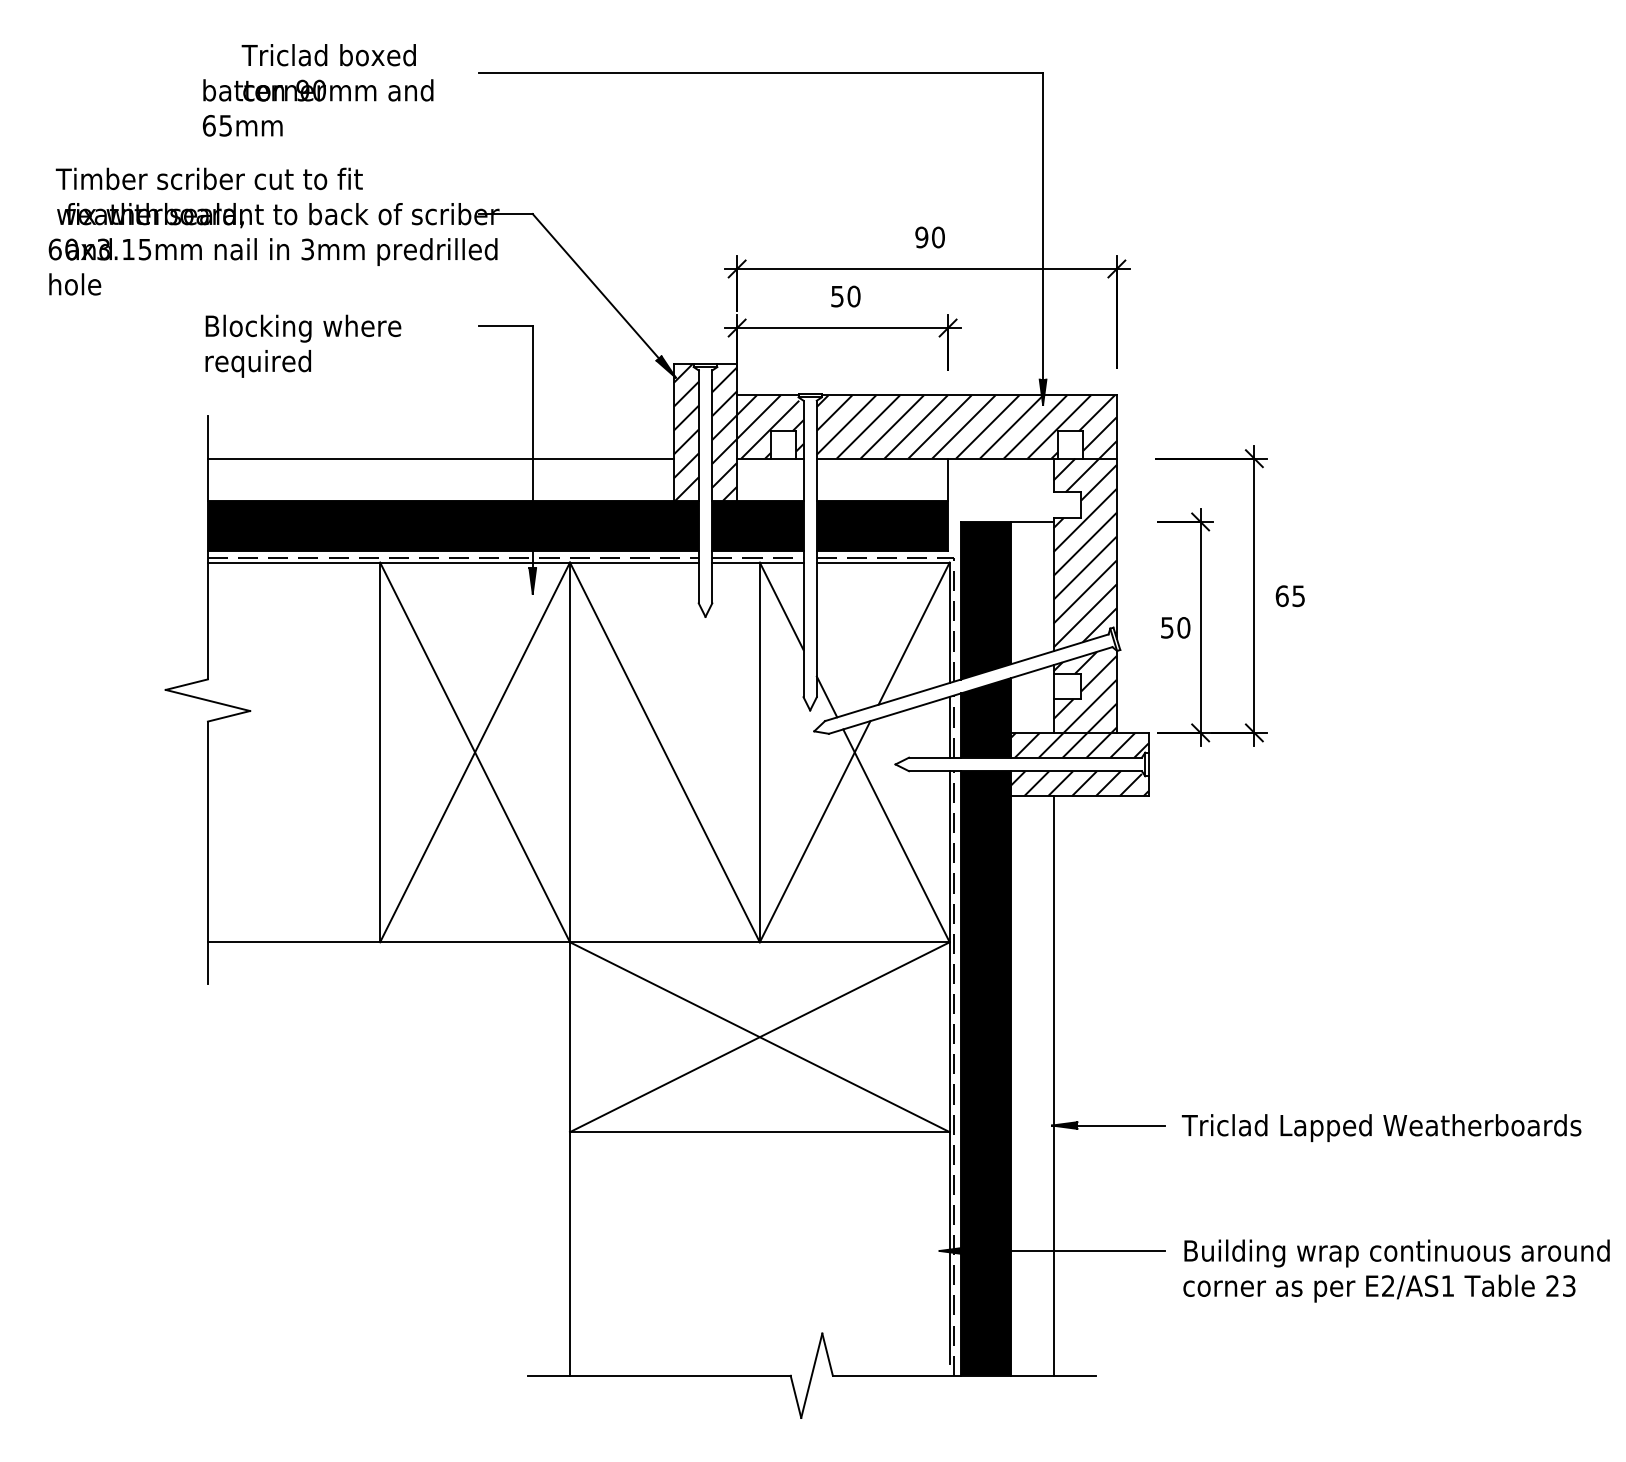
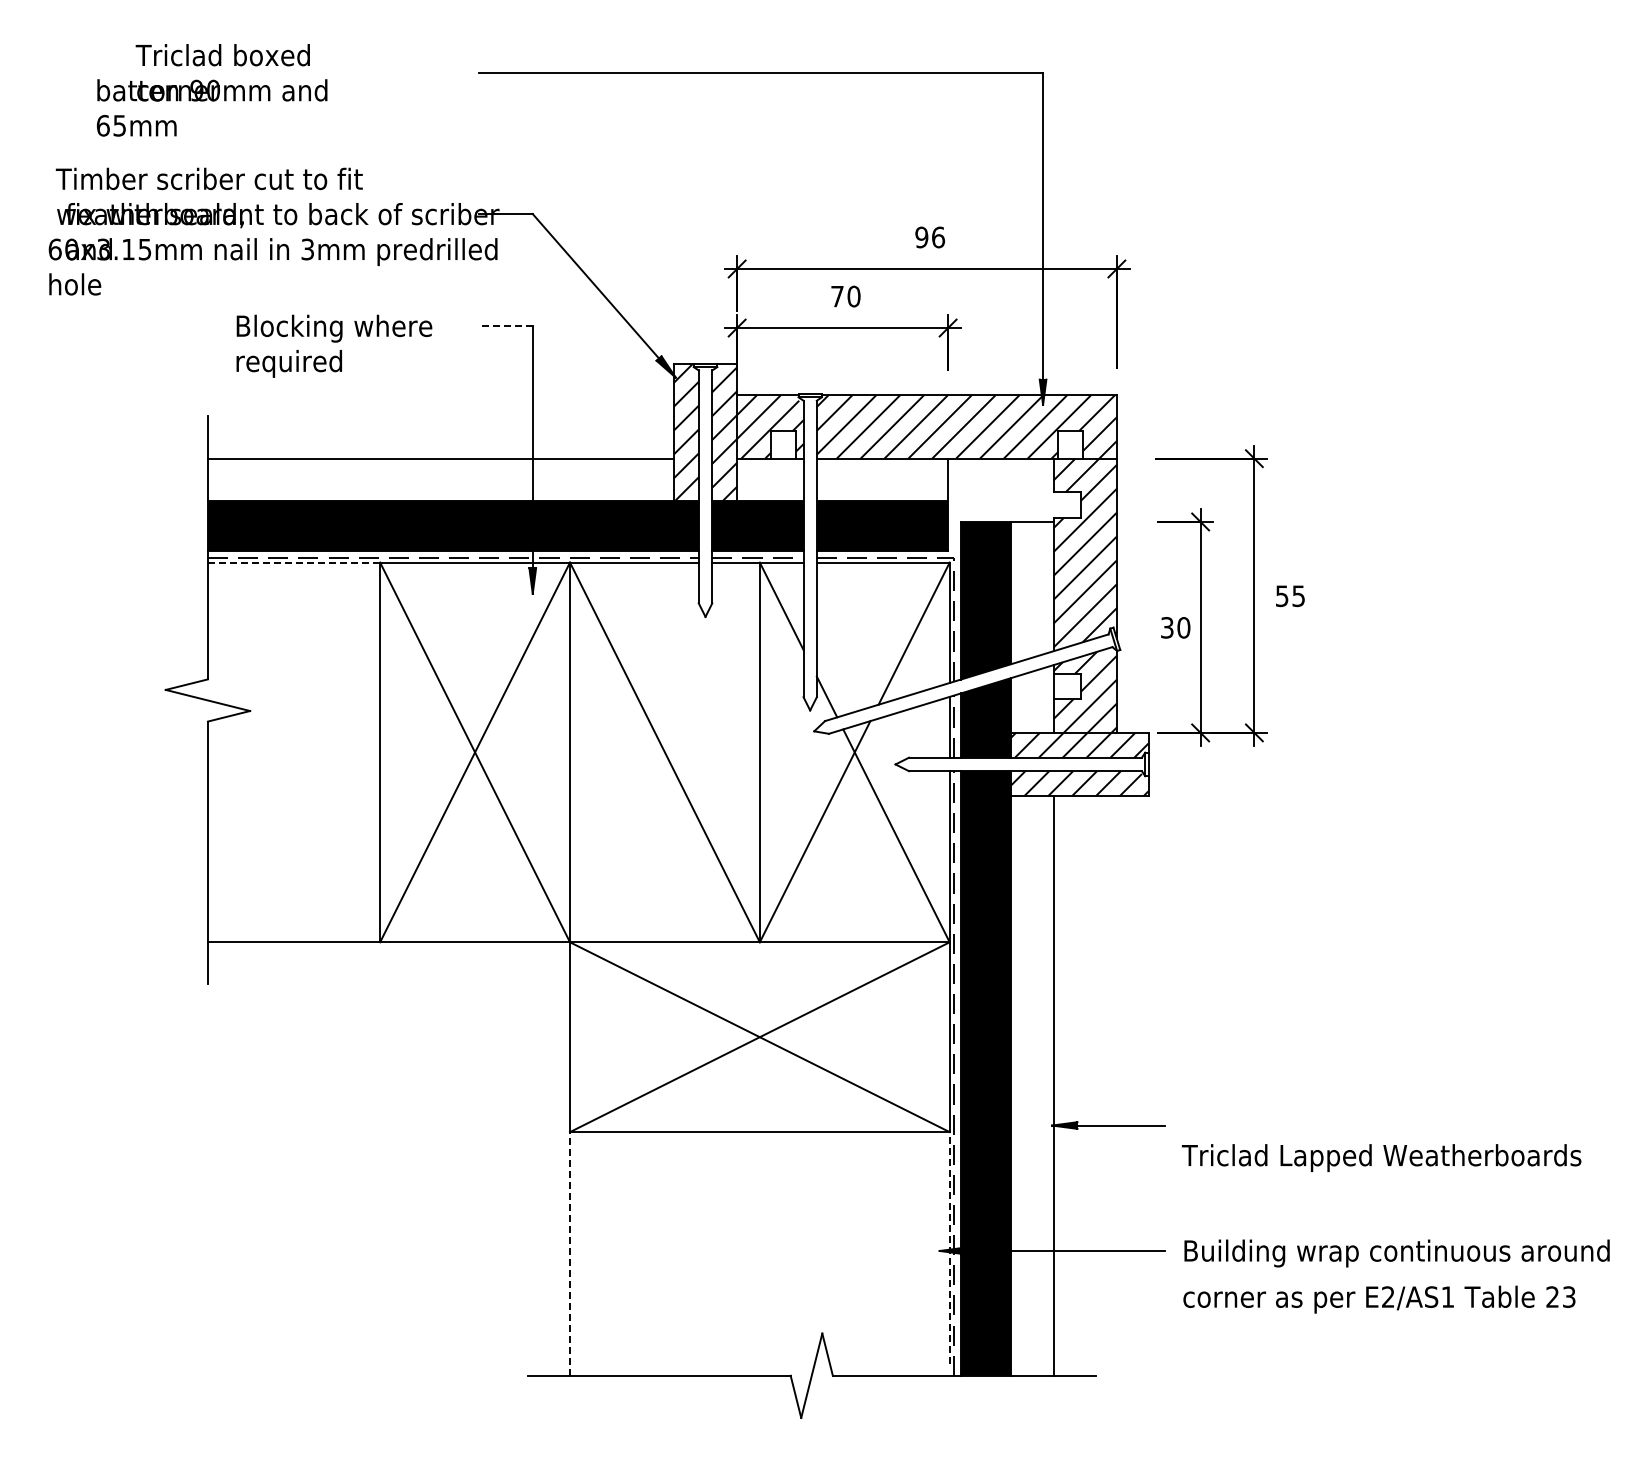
text position: (317, 90) -> (211, 90) (211, 90)
text: 90 -> 96 (938, 237)
text: 50 -> 70 (837, 296)
line: solid -> dashed (505, 326)
text position: (303, 345) -> (334, 345) (334, 345)
line: solid -> dashed (294, 562)
text: 65 -> 55 (1281, 596)
text: 50 -> 30 (1167, 627)
text position: (1381, 1127) -> (1381, 1157) (1381, 1157)
line: solid -> dashed (949, 1247)
line: solid -> dashed (570, 1253)
text position: (1379, 1288) -> (1379, 1299) (1379, 1299)
